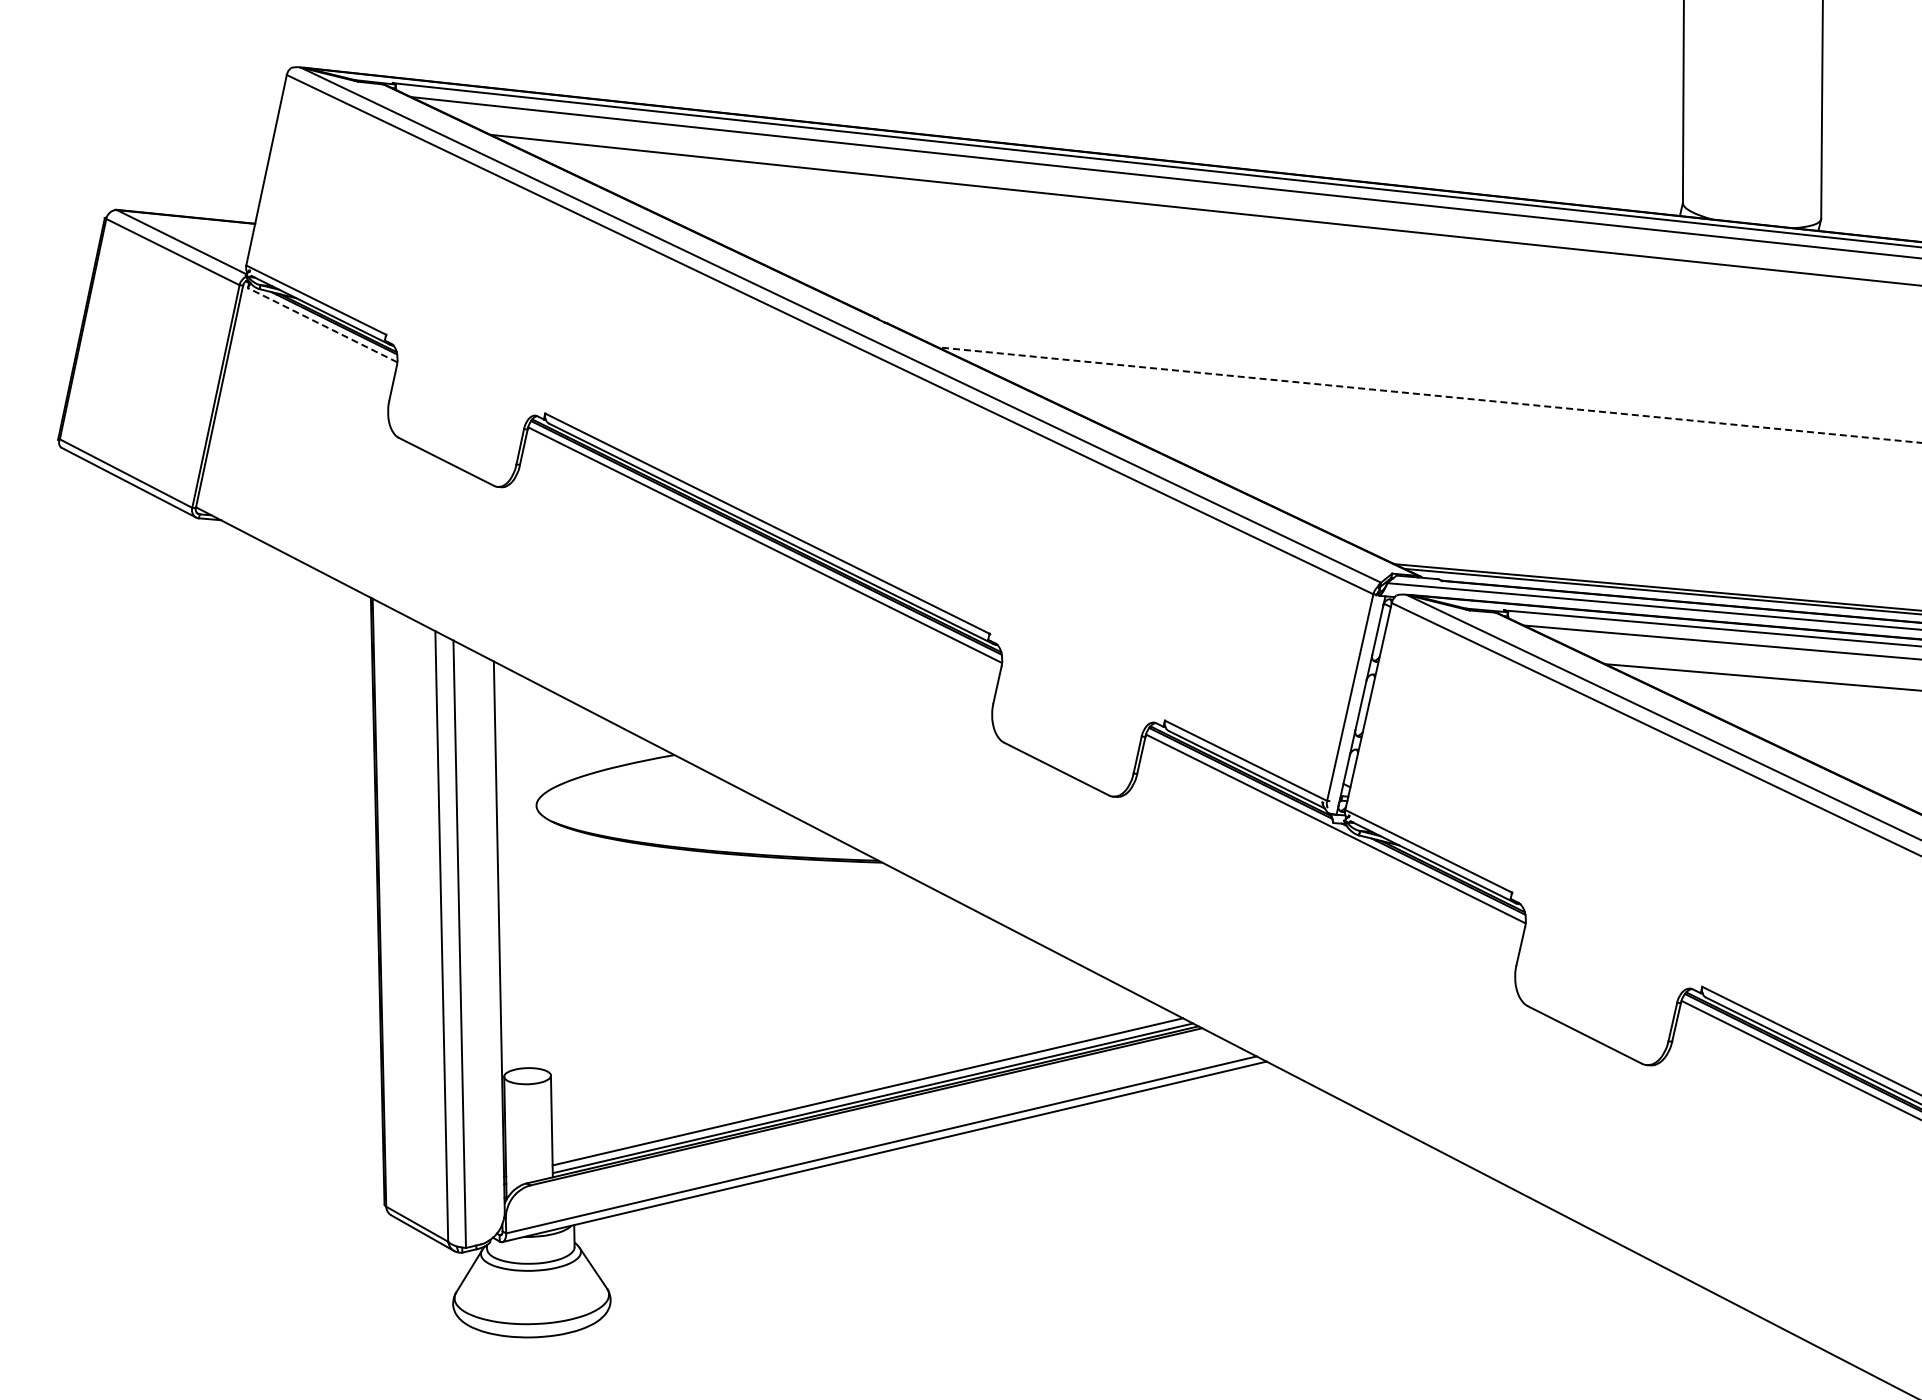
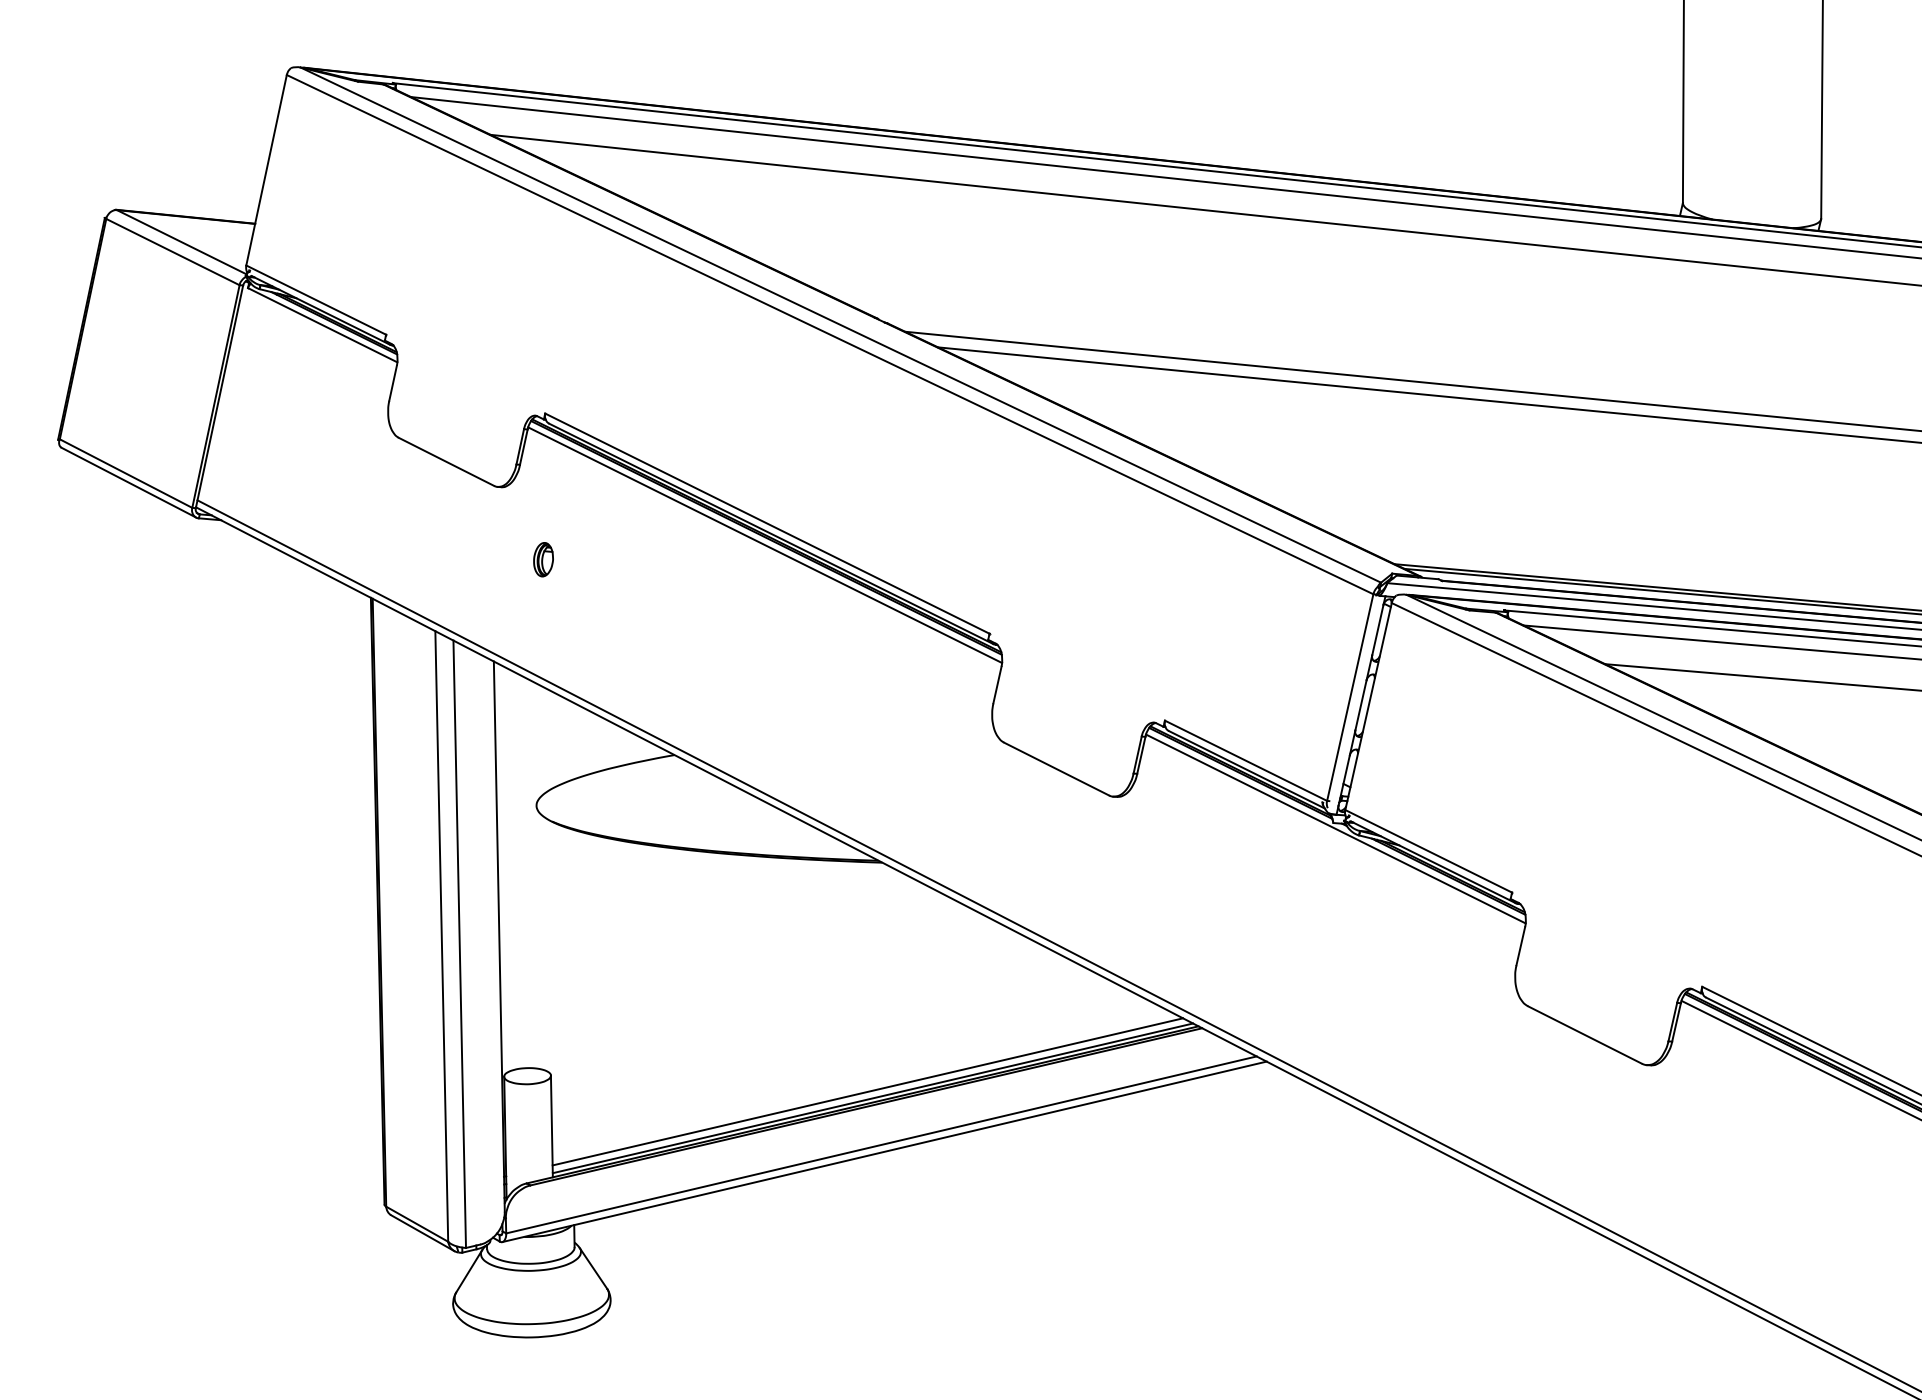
line: dashed -> solid (322, 324)
line: none -> present (1411, 380)
line: dashed -> solid (1429, 395)
part: none -> present (543, 559)
line: none -> present (1057, 945)
